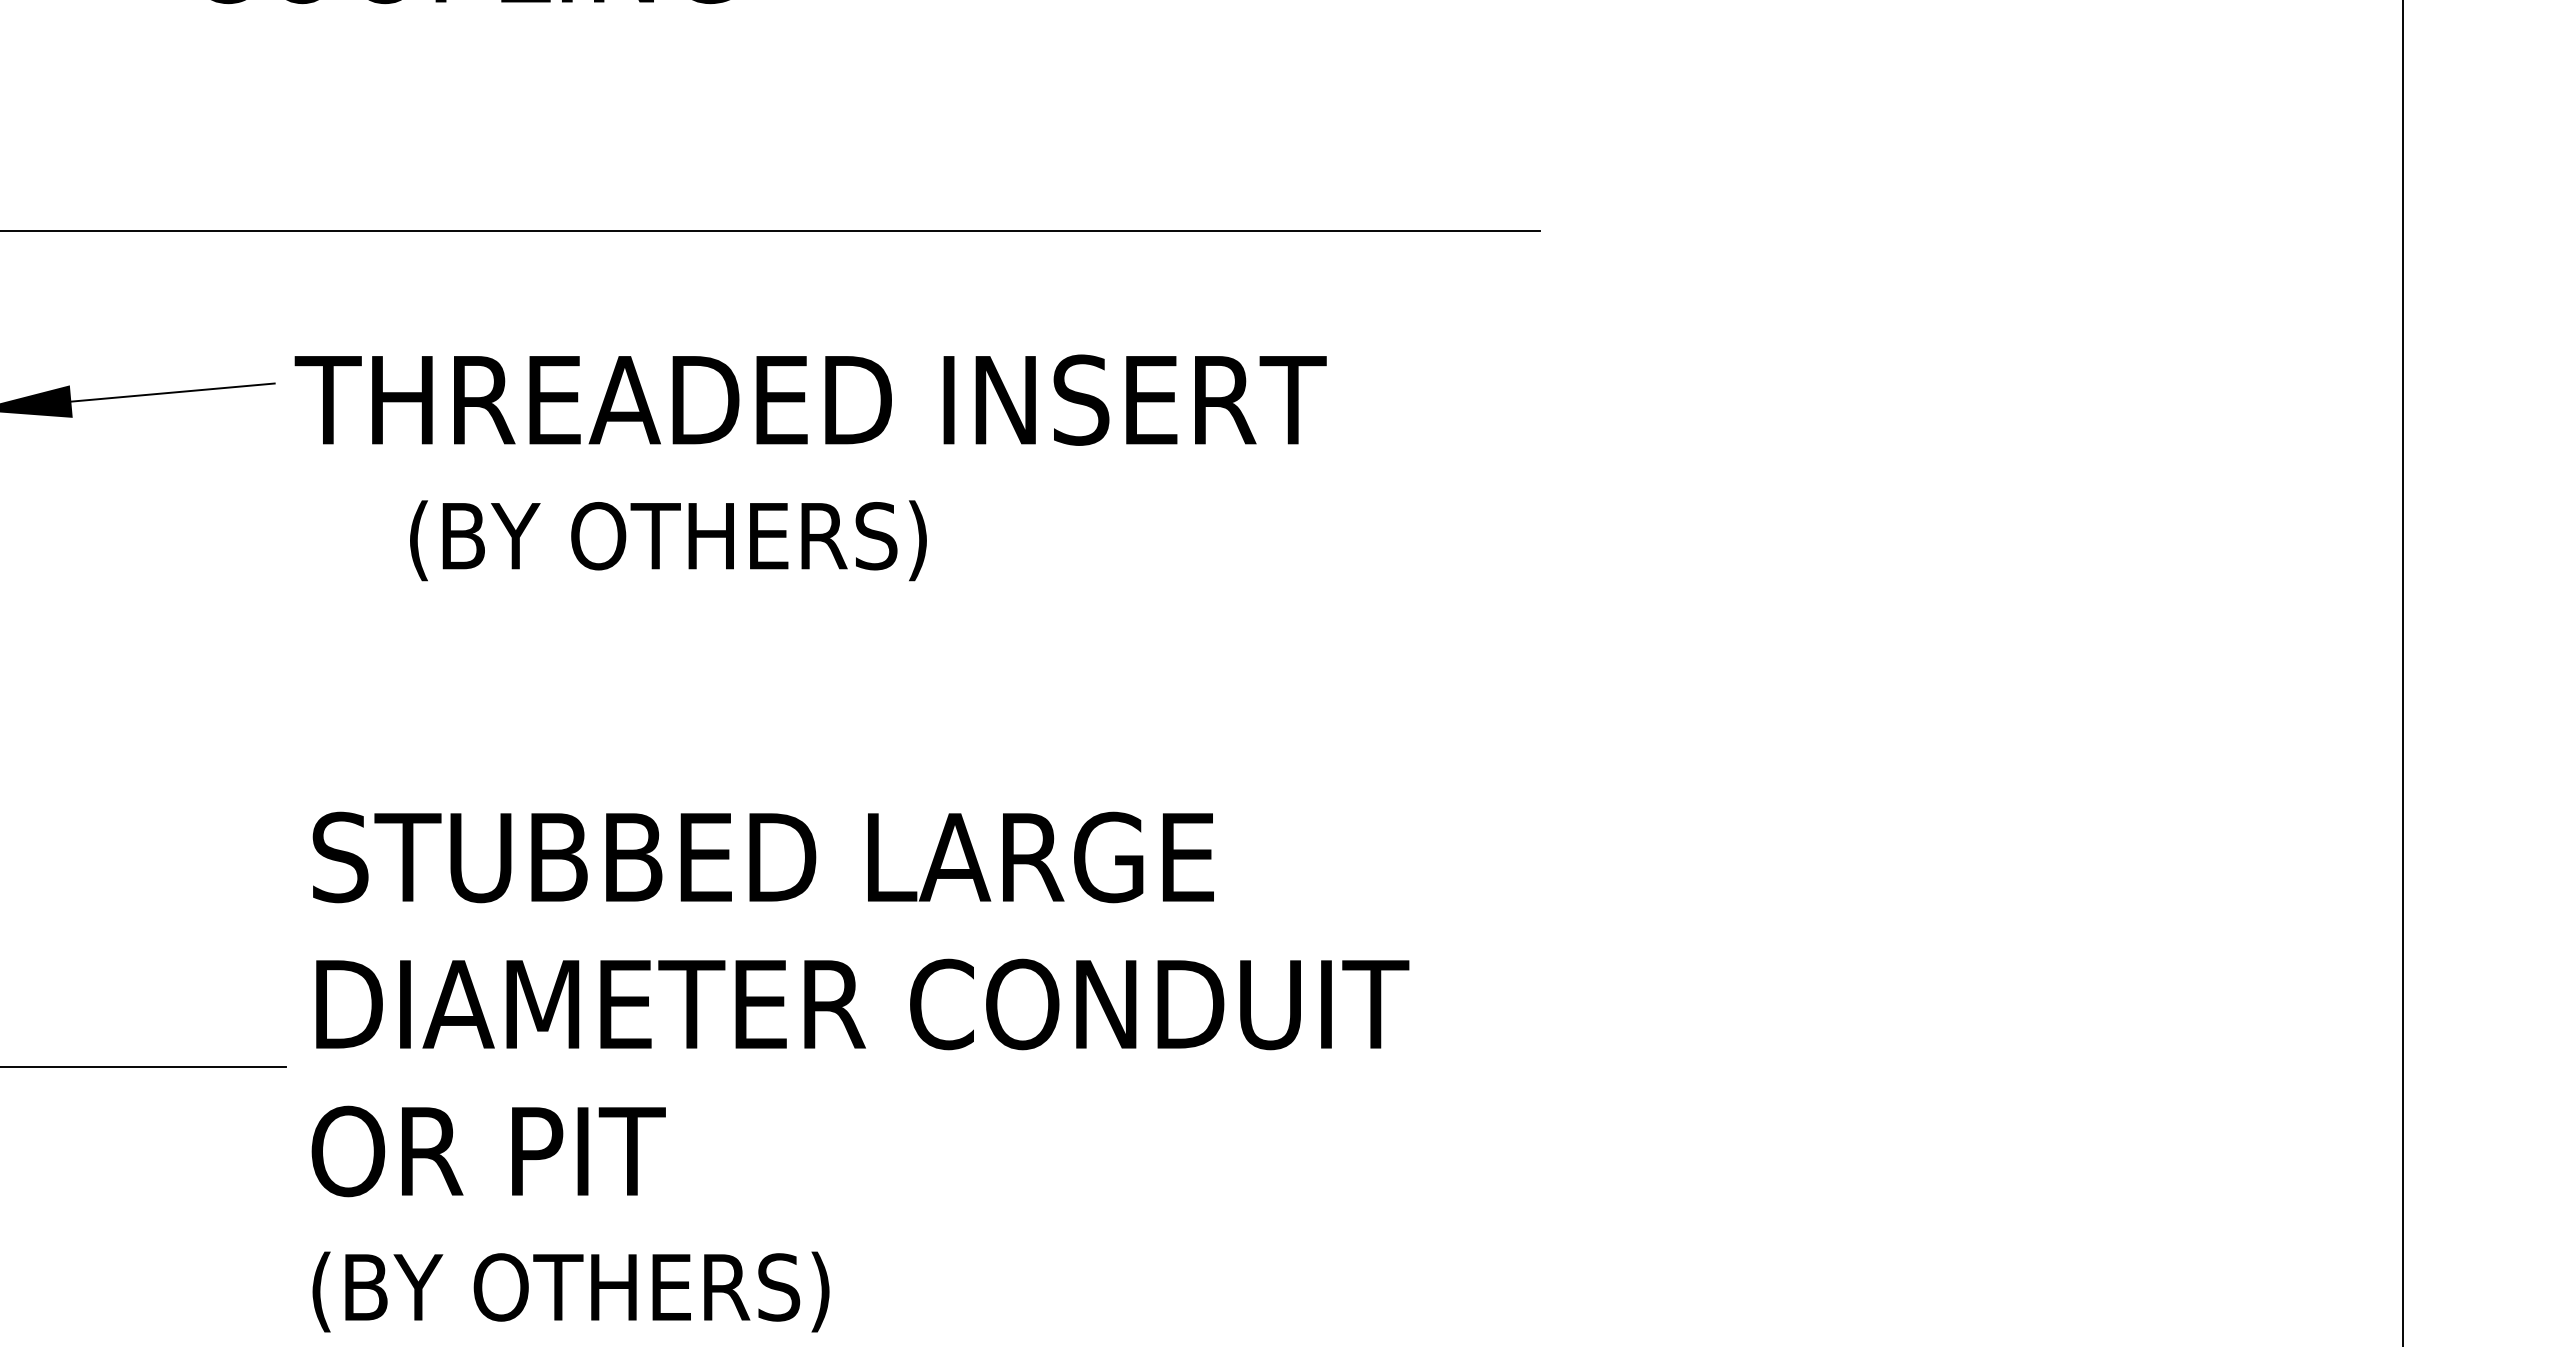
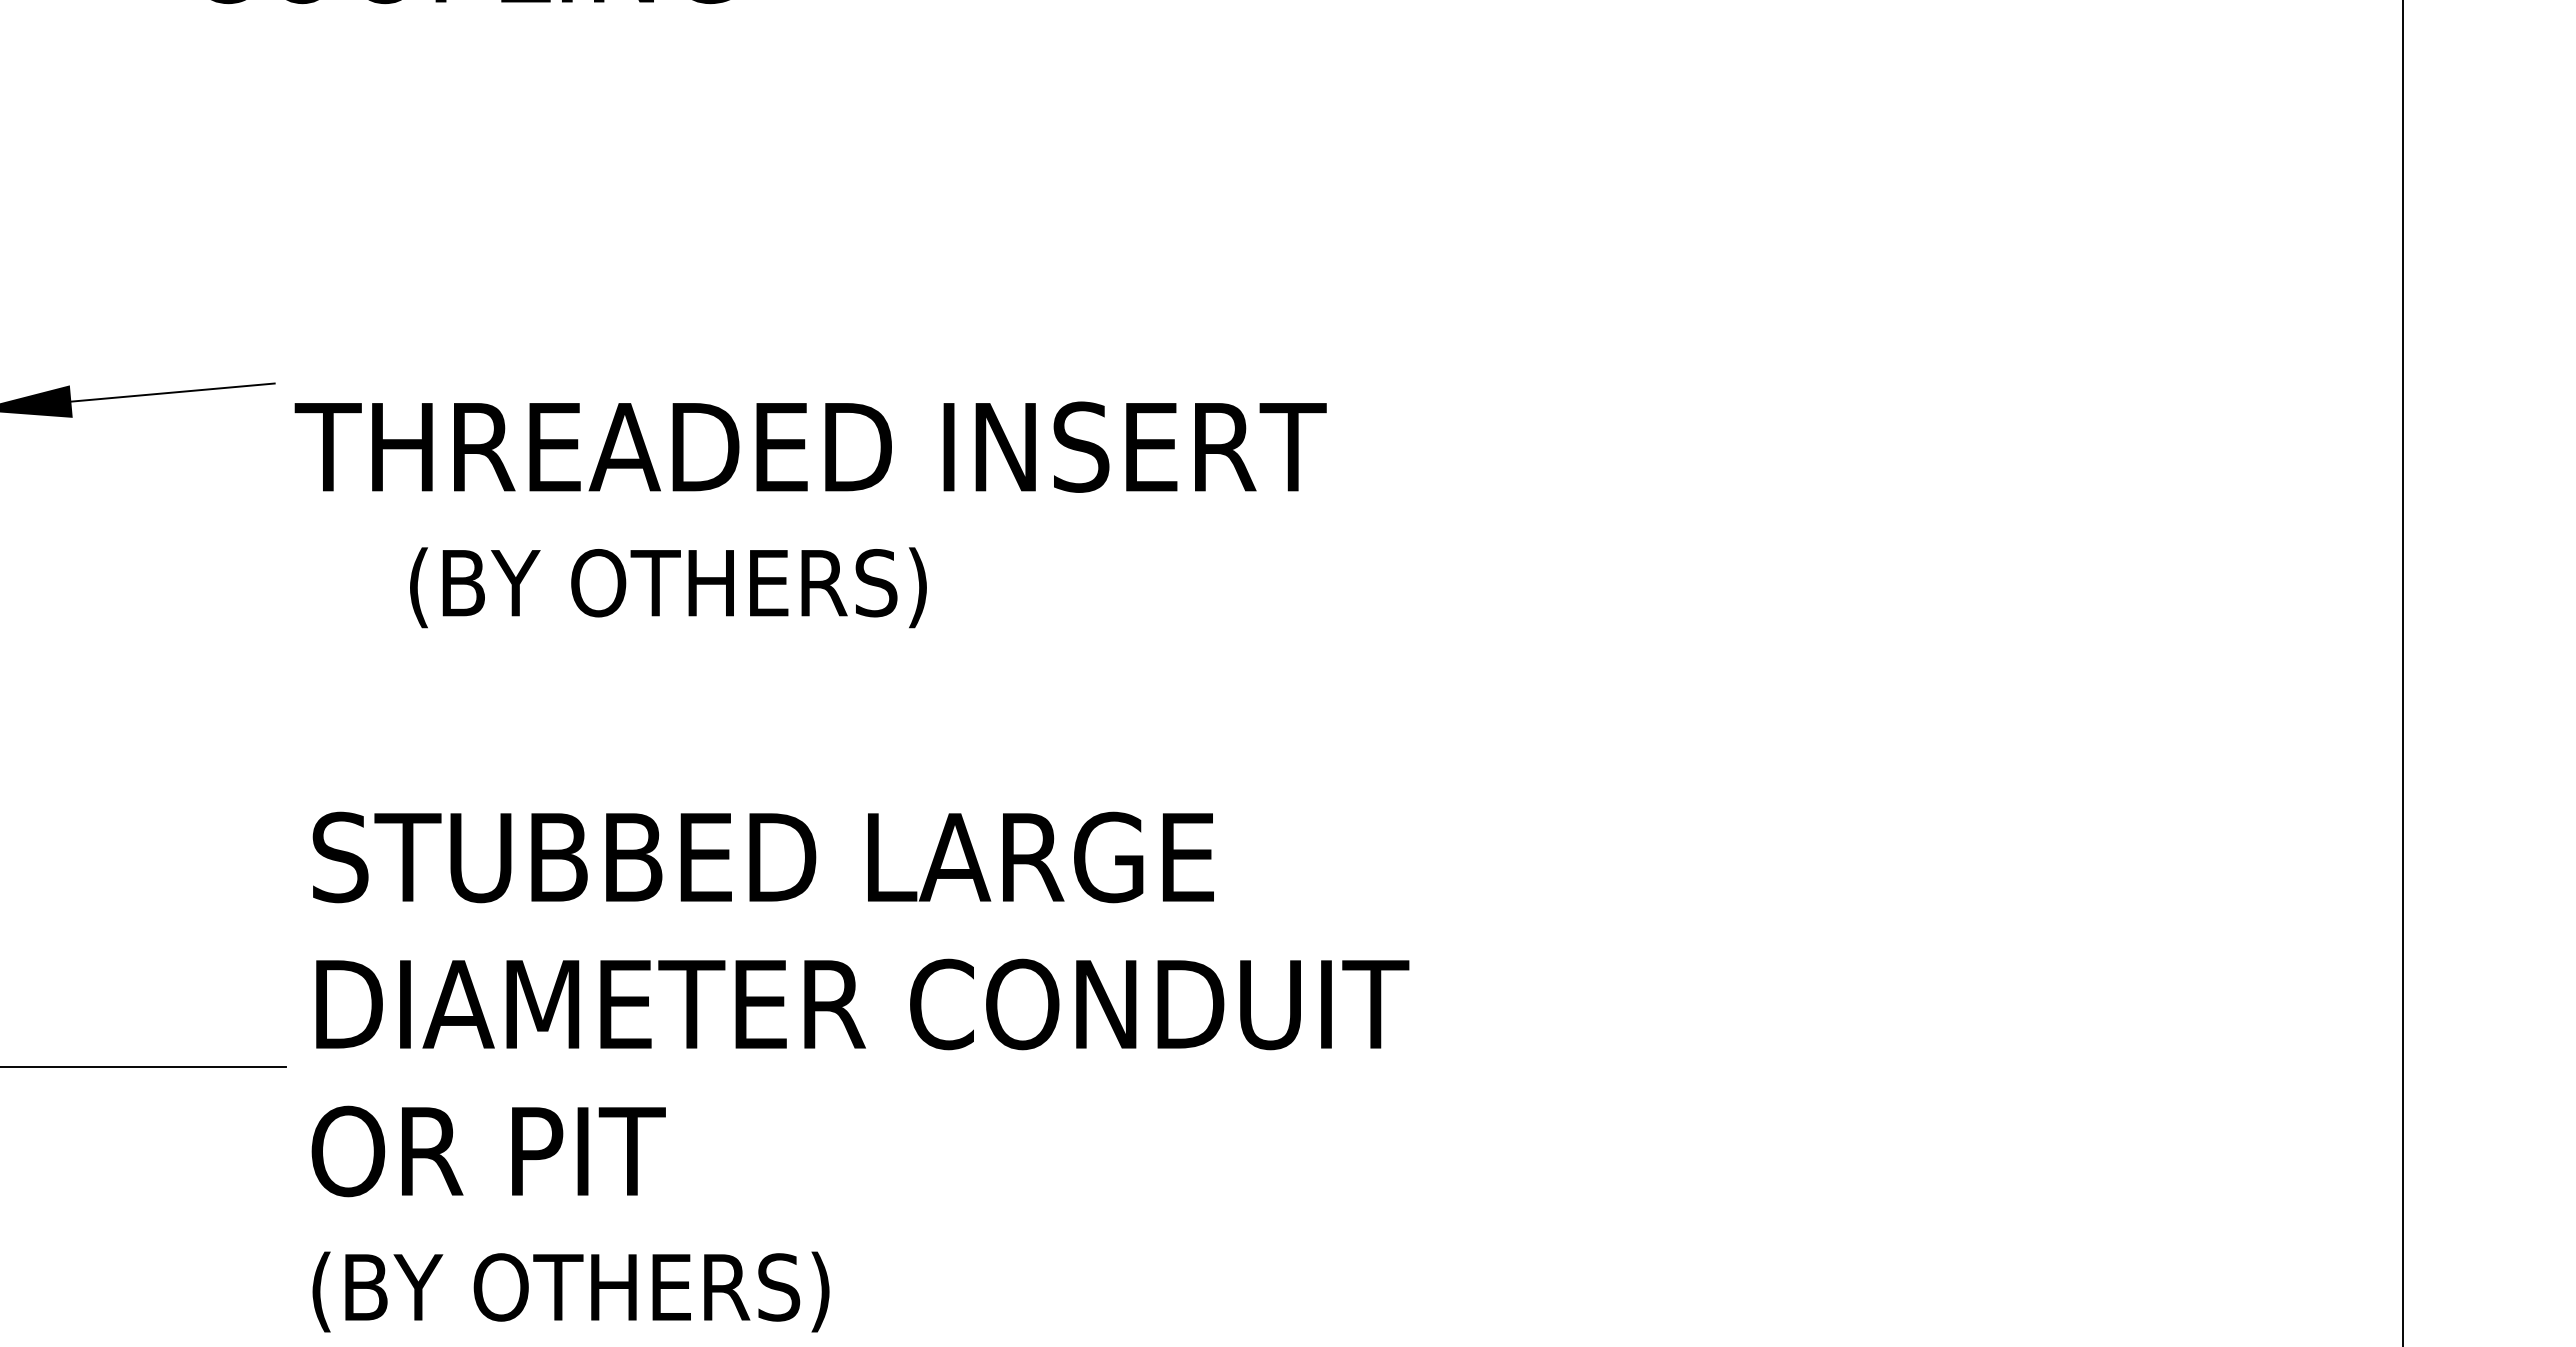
line: present -> none (771, 230)
text position: (810, 467) -> (810, 514) (810, 514)
